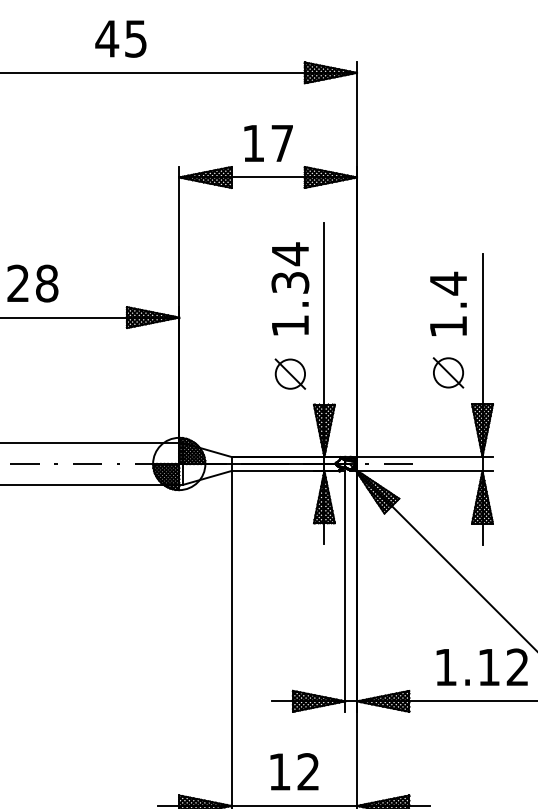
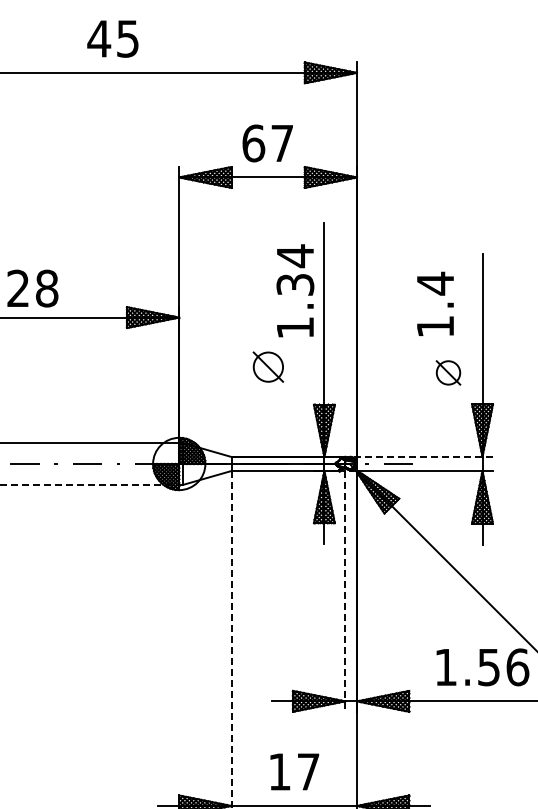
text position: (120, 38) -> (112, 38) (112, 38)
text: 17 -> 67 (253, 143)
text position: (32, 283) -> (32, 288) (32, 288)
text position: (290, 288) -> (295, 290) (295, 290)
text position: (448, 303) -> (435, 303) (435, 303)
part size: 33x32 px -> 27x26 px (448, 372)
part position: (290, 373) -> (268, 366) (268, 366)
line: solid -> dashed (421, 456)
line: solid -> dashed (90, 484)
line: solid -> dashed (345, 592)
line: solid -> dashed (231, 639)
text: 1.12 -> 1.56 (503, 667)
text: 12 -> 17 (308, 771)
